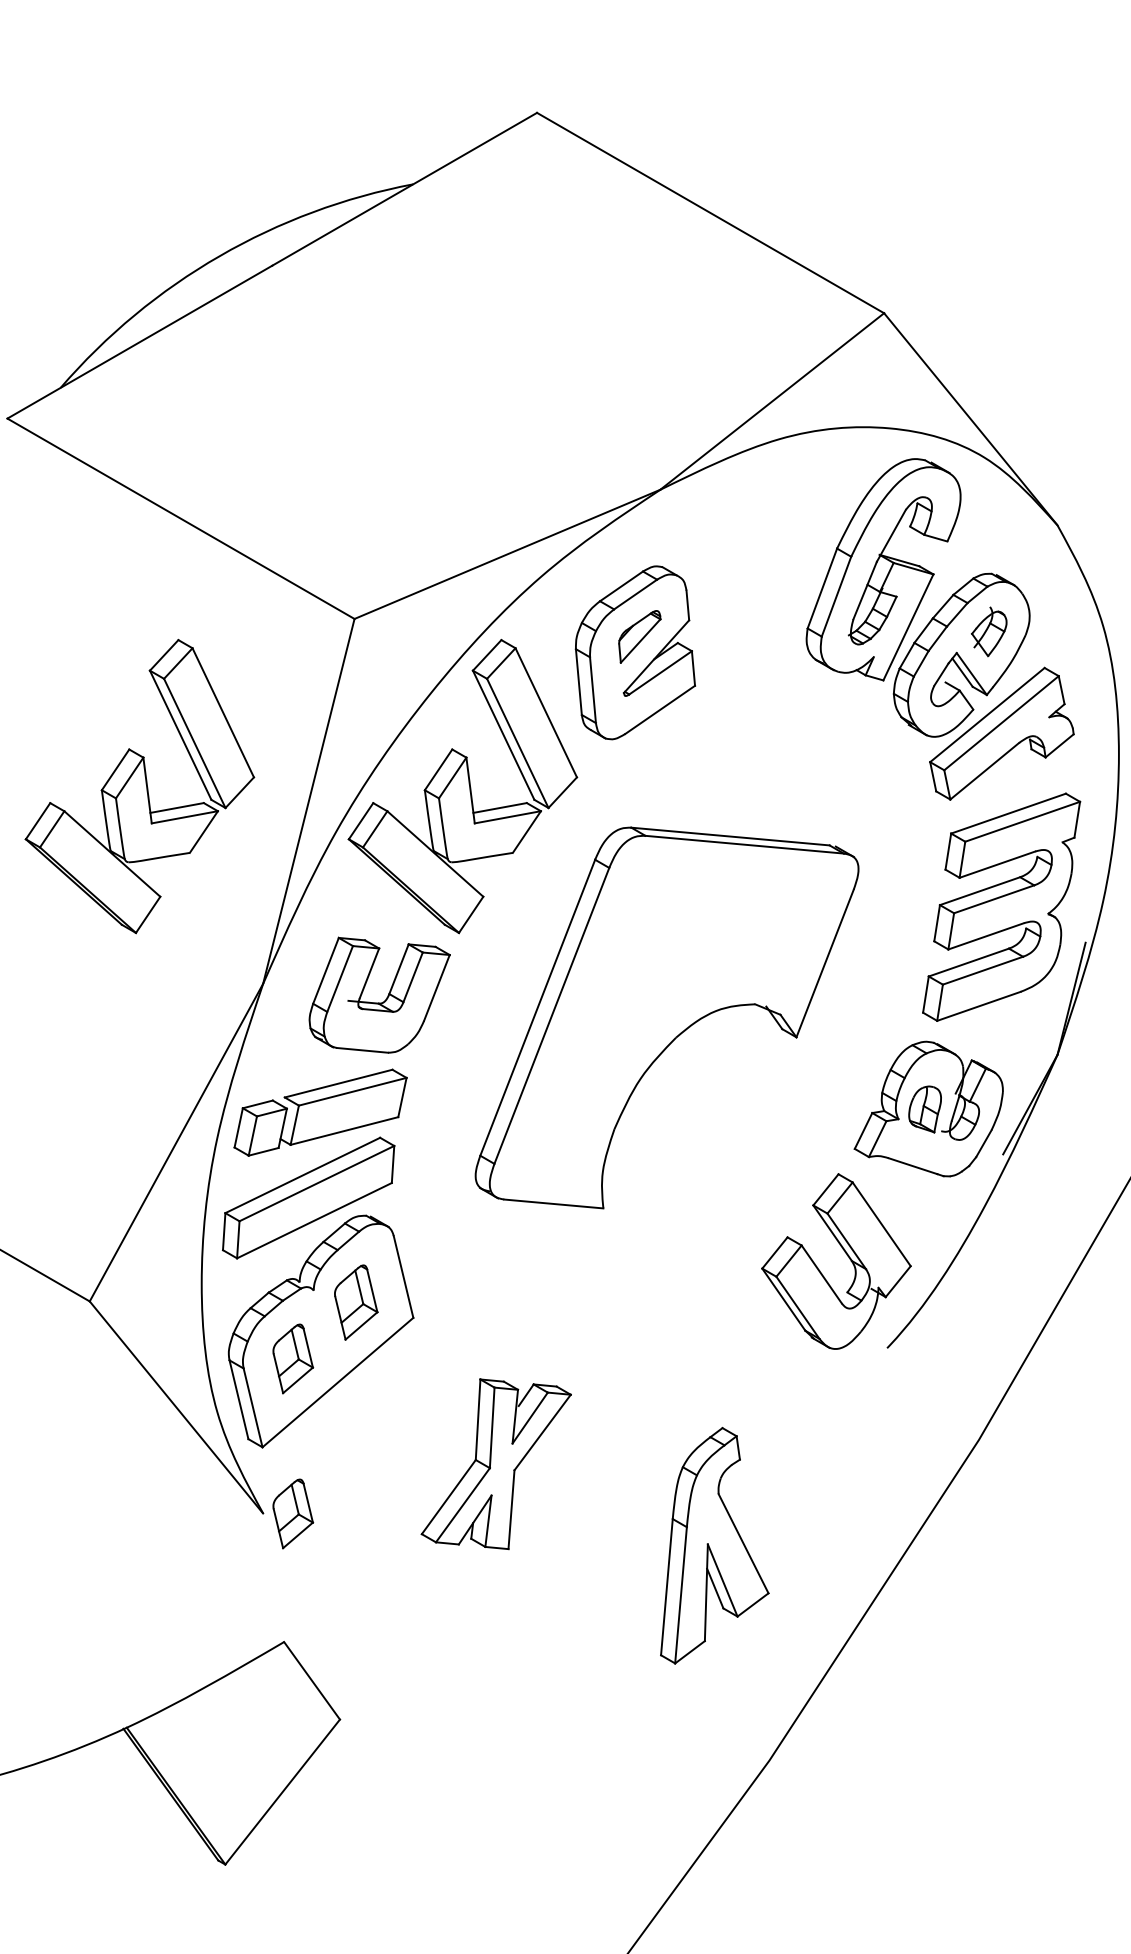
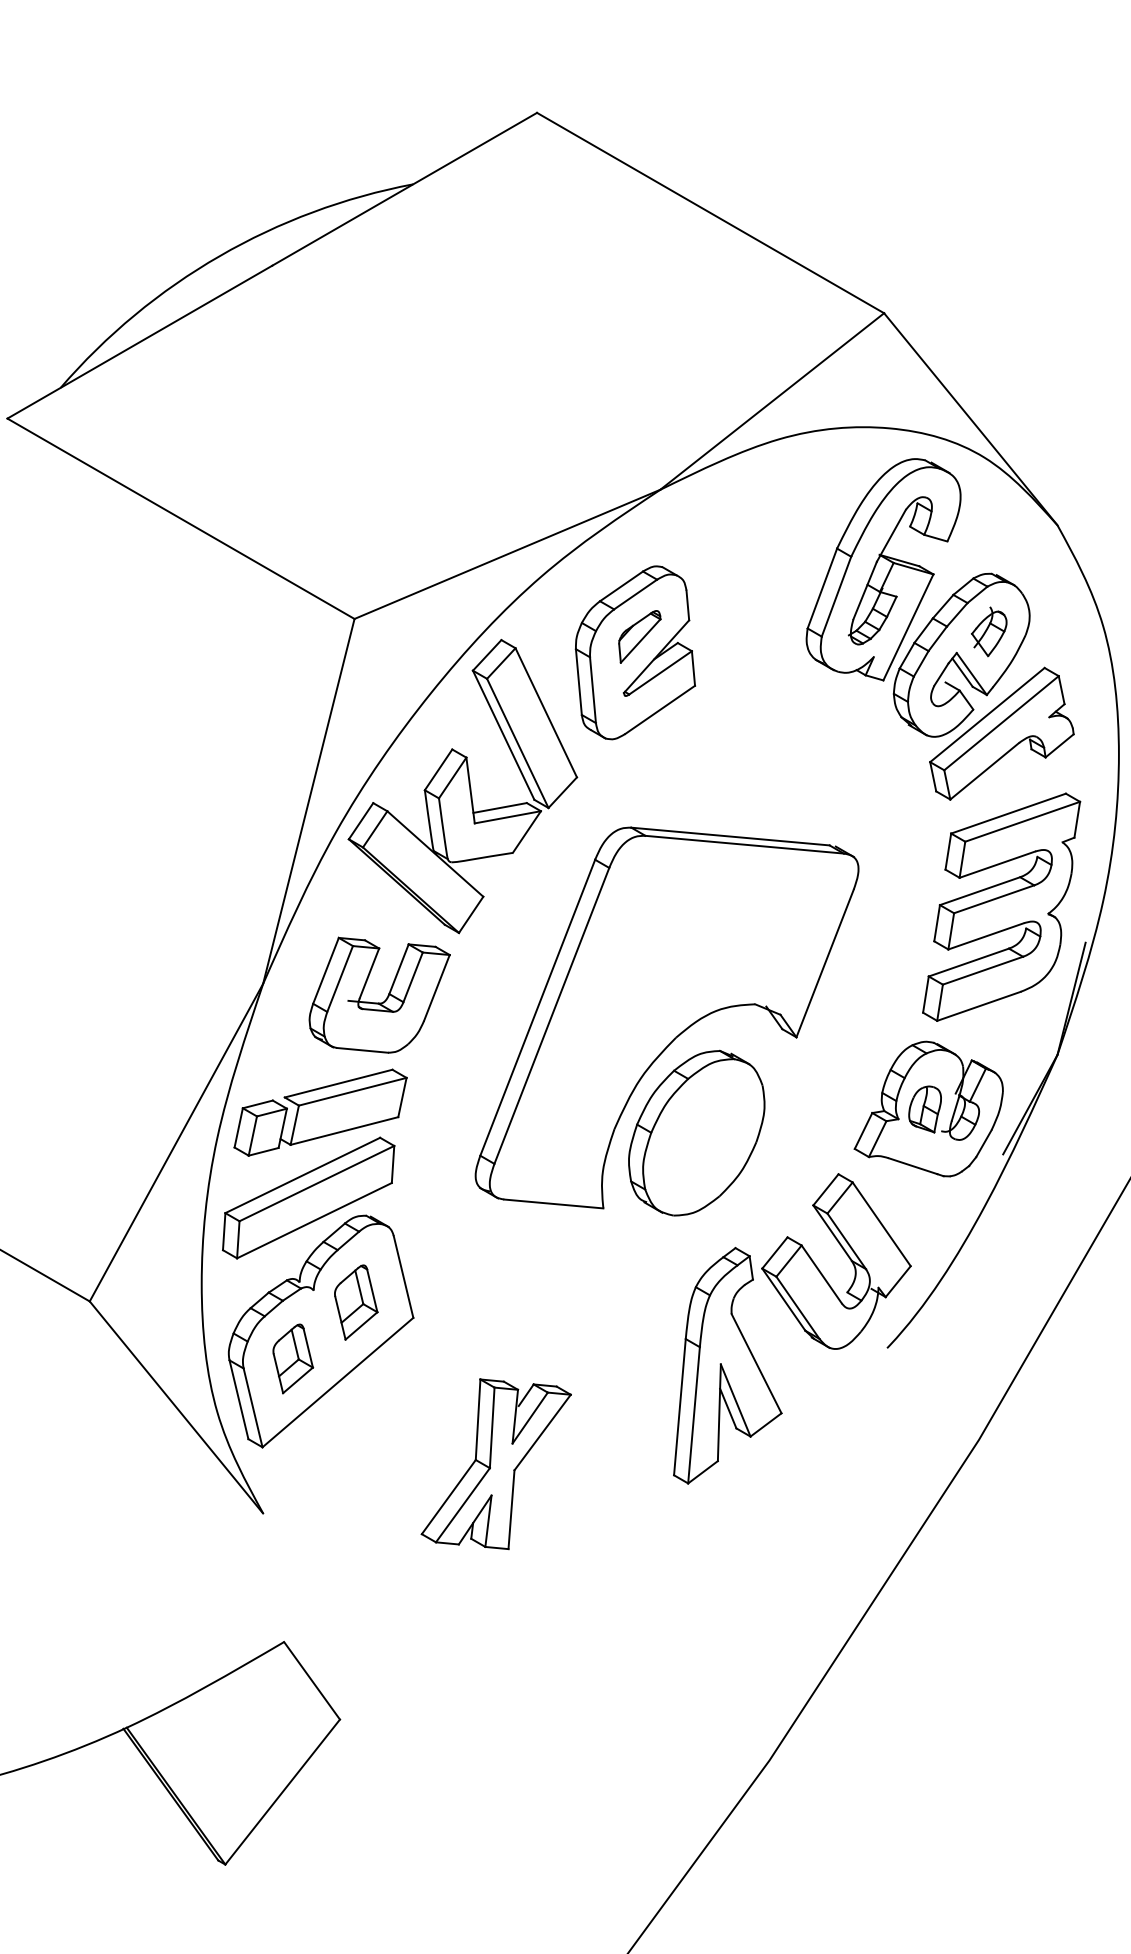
part: present -> none (139, 786)
part: none -> present (696, 1132)
part: present -> none (293, 1513)
part position: (714, 1545) -> (727, 1365) (727, 1365)
